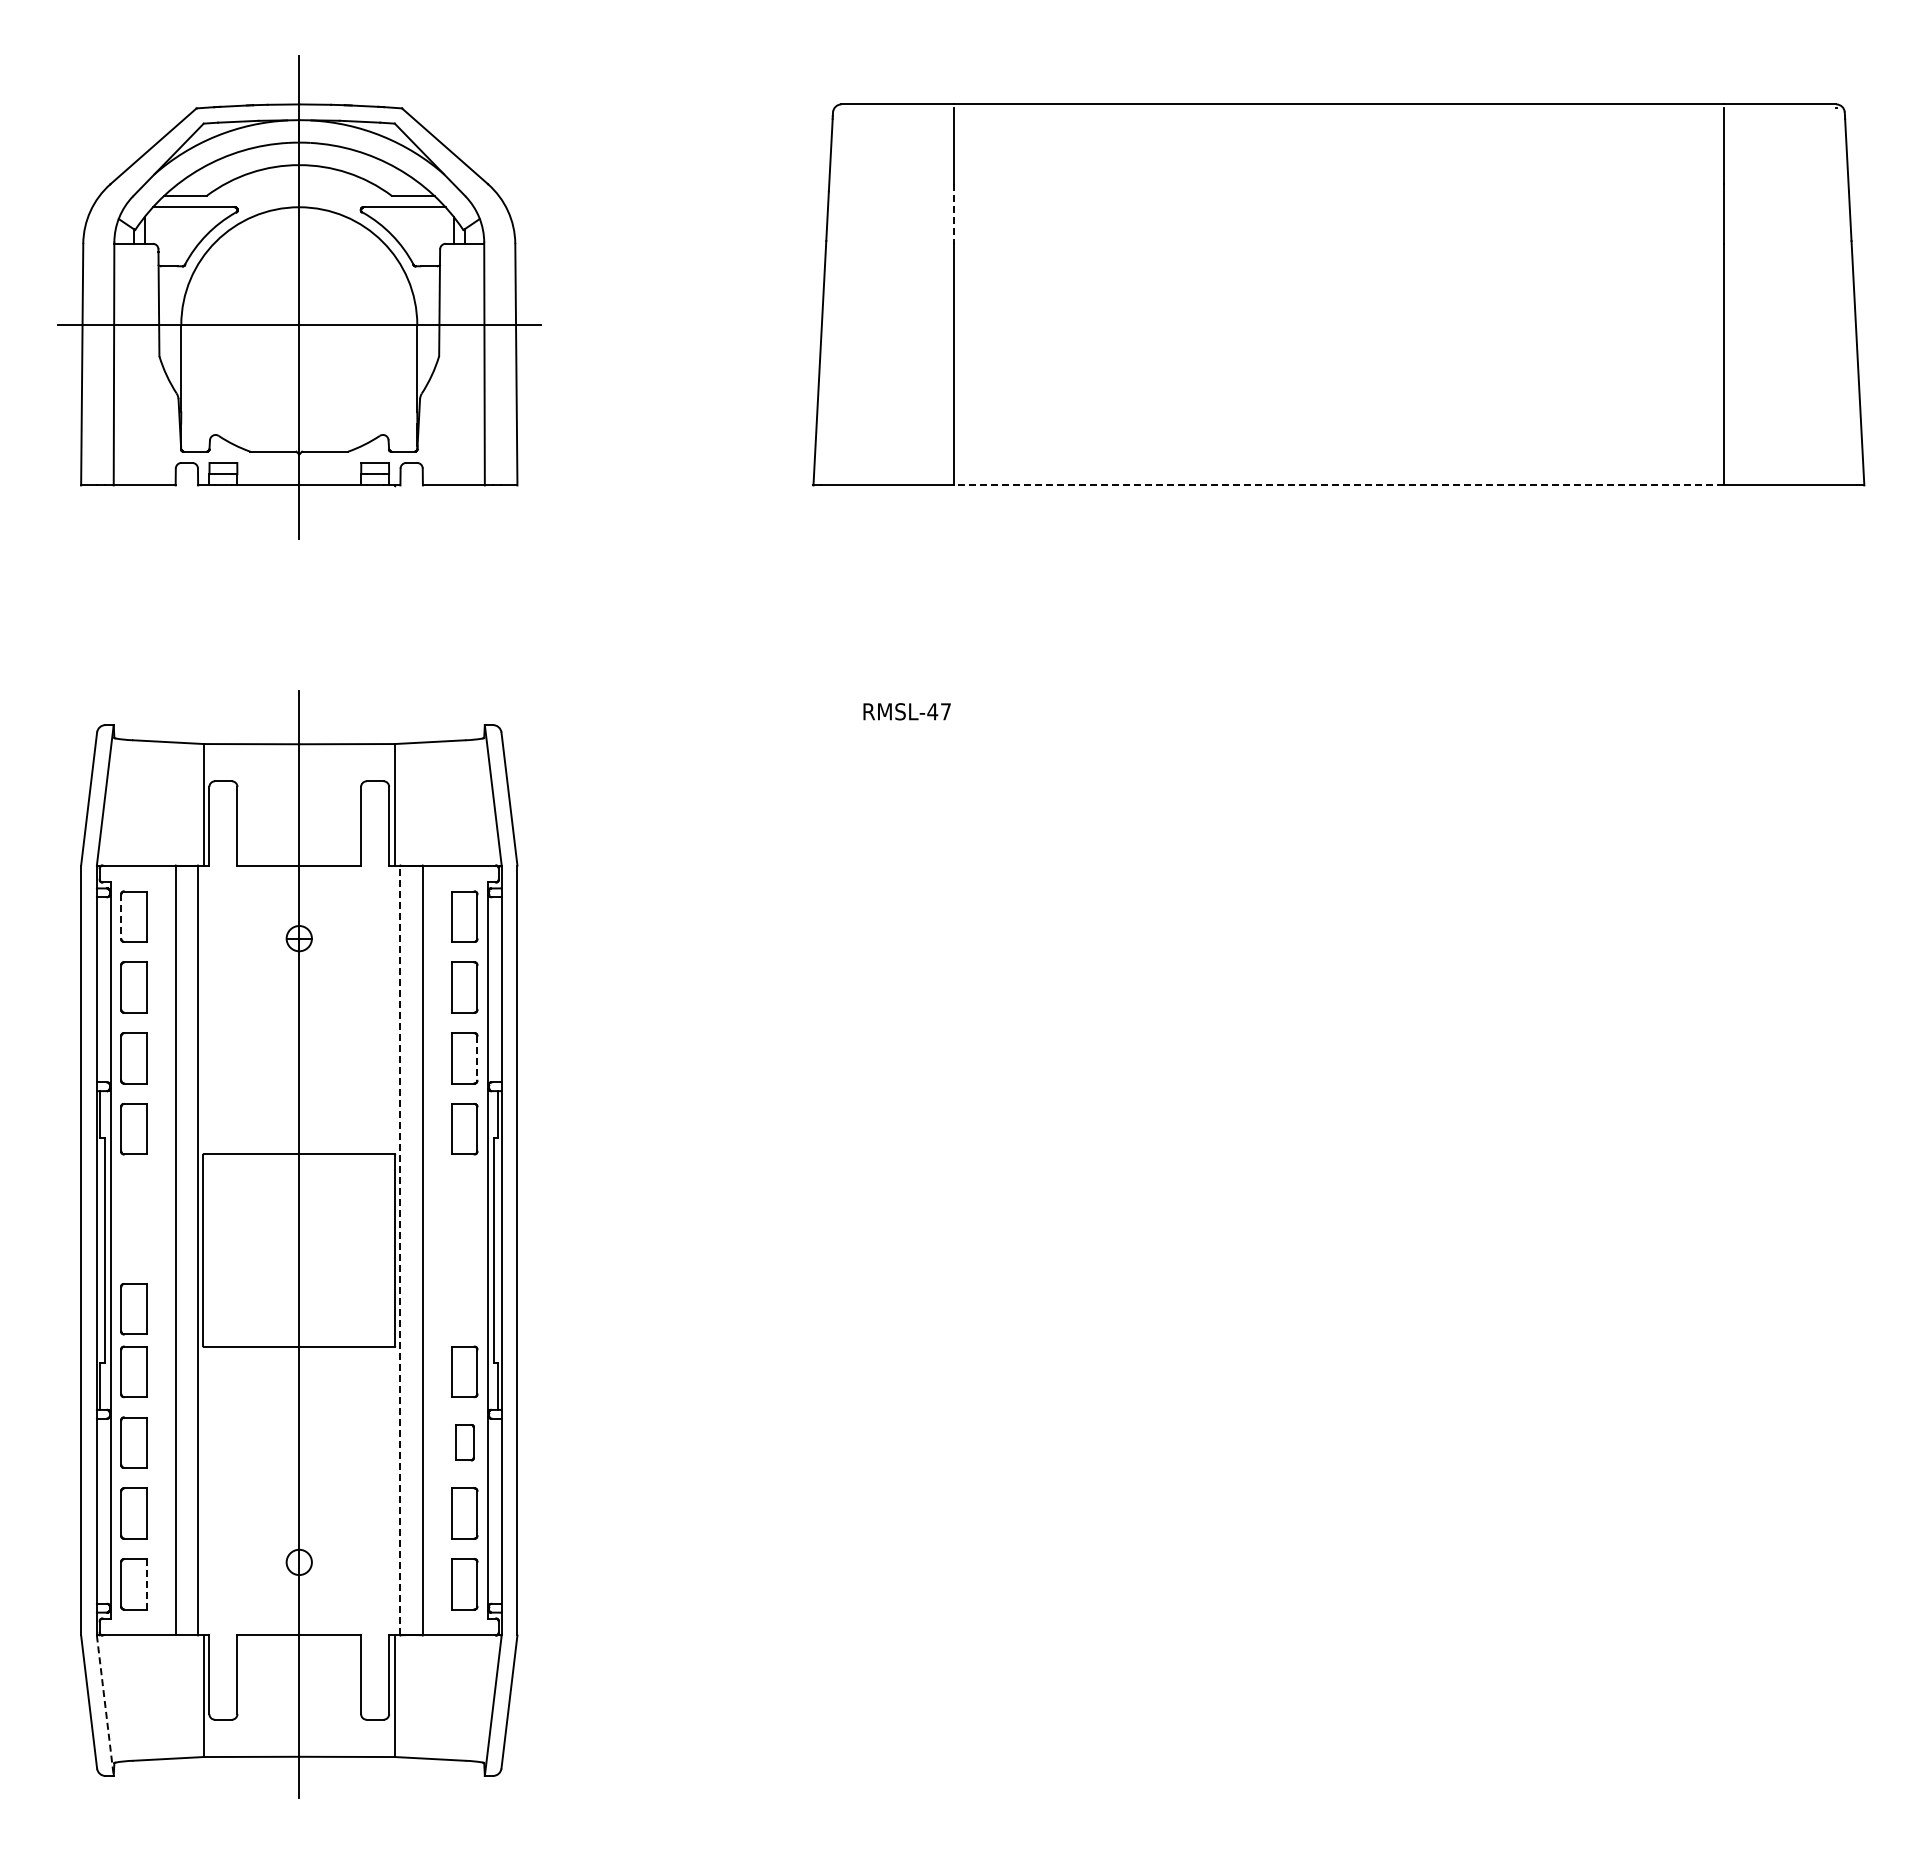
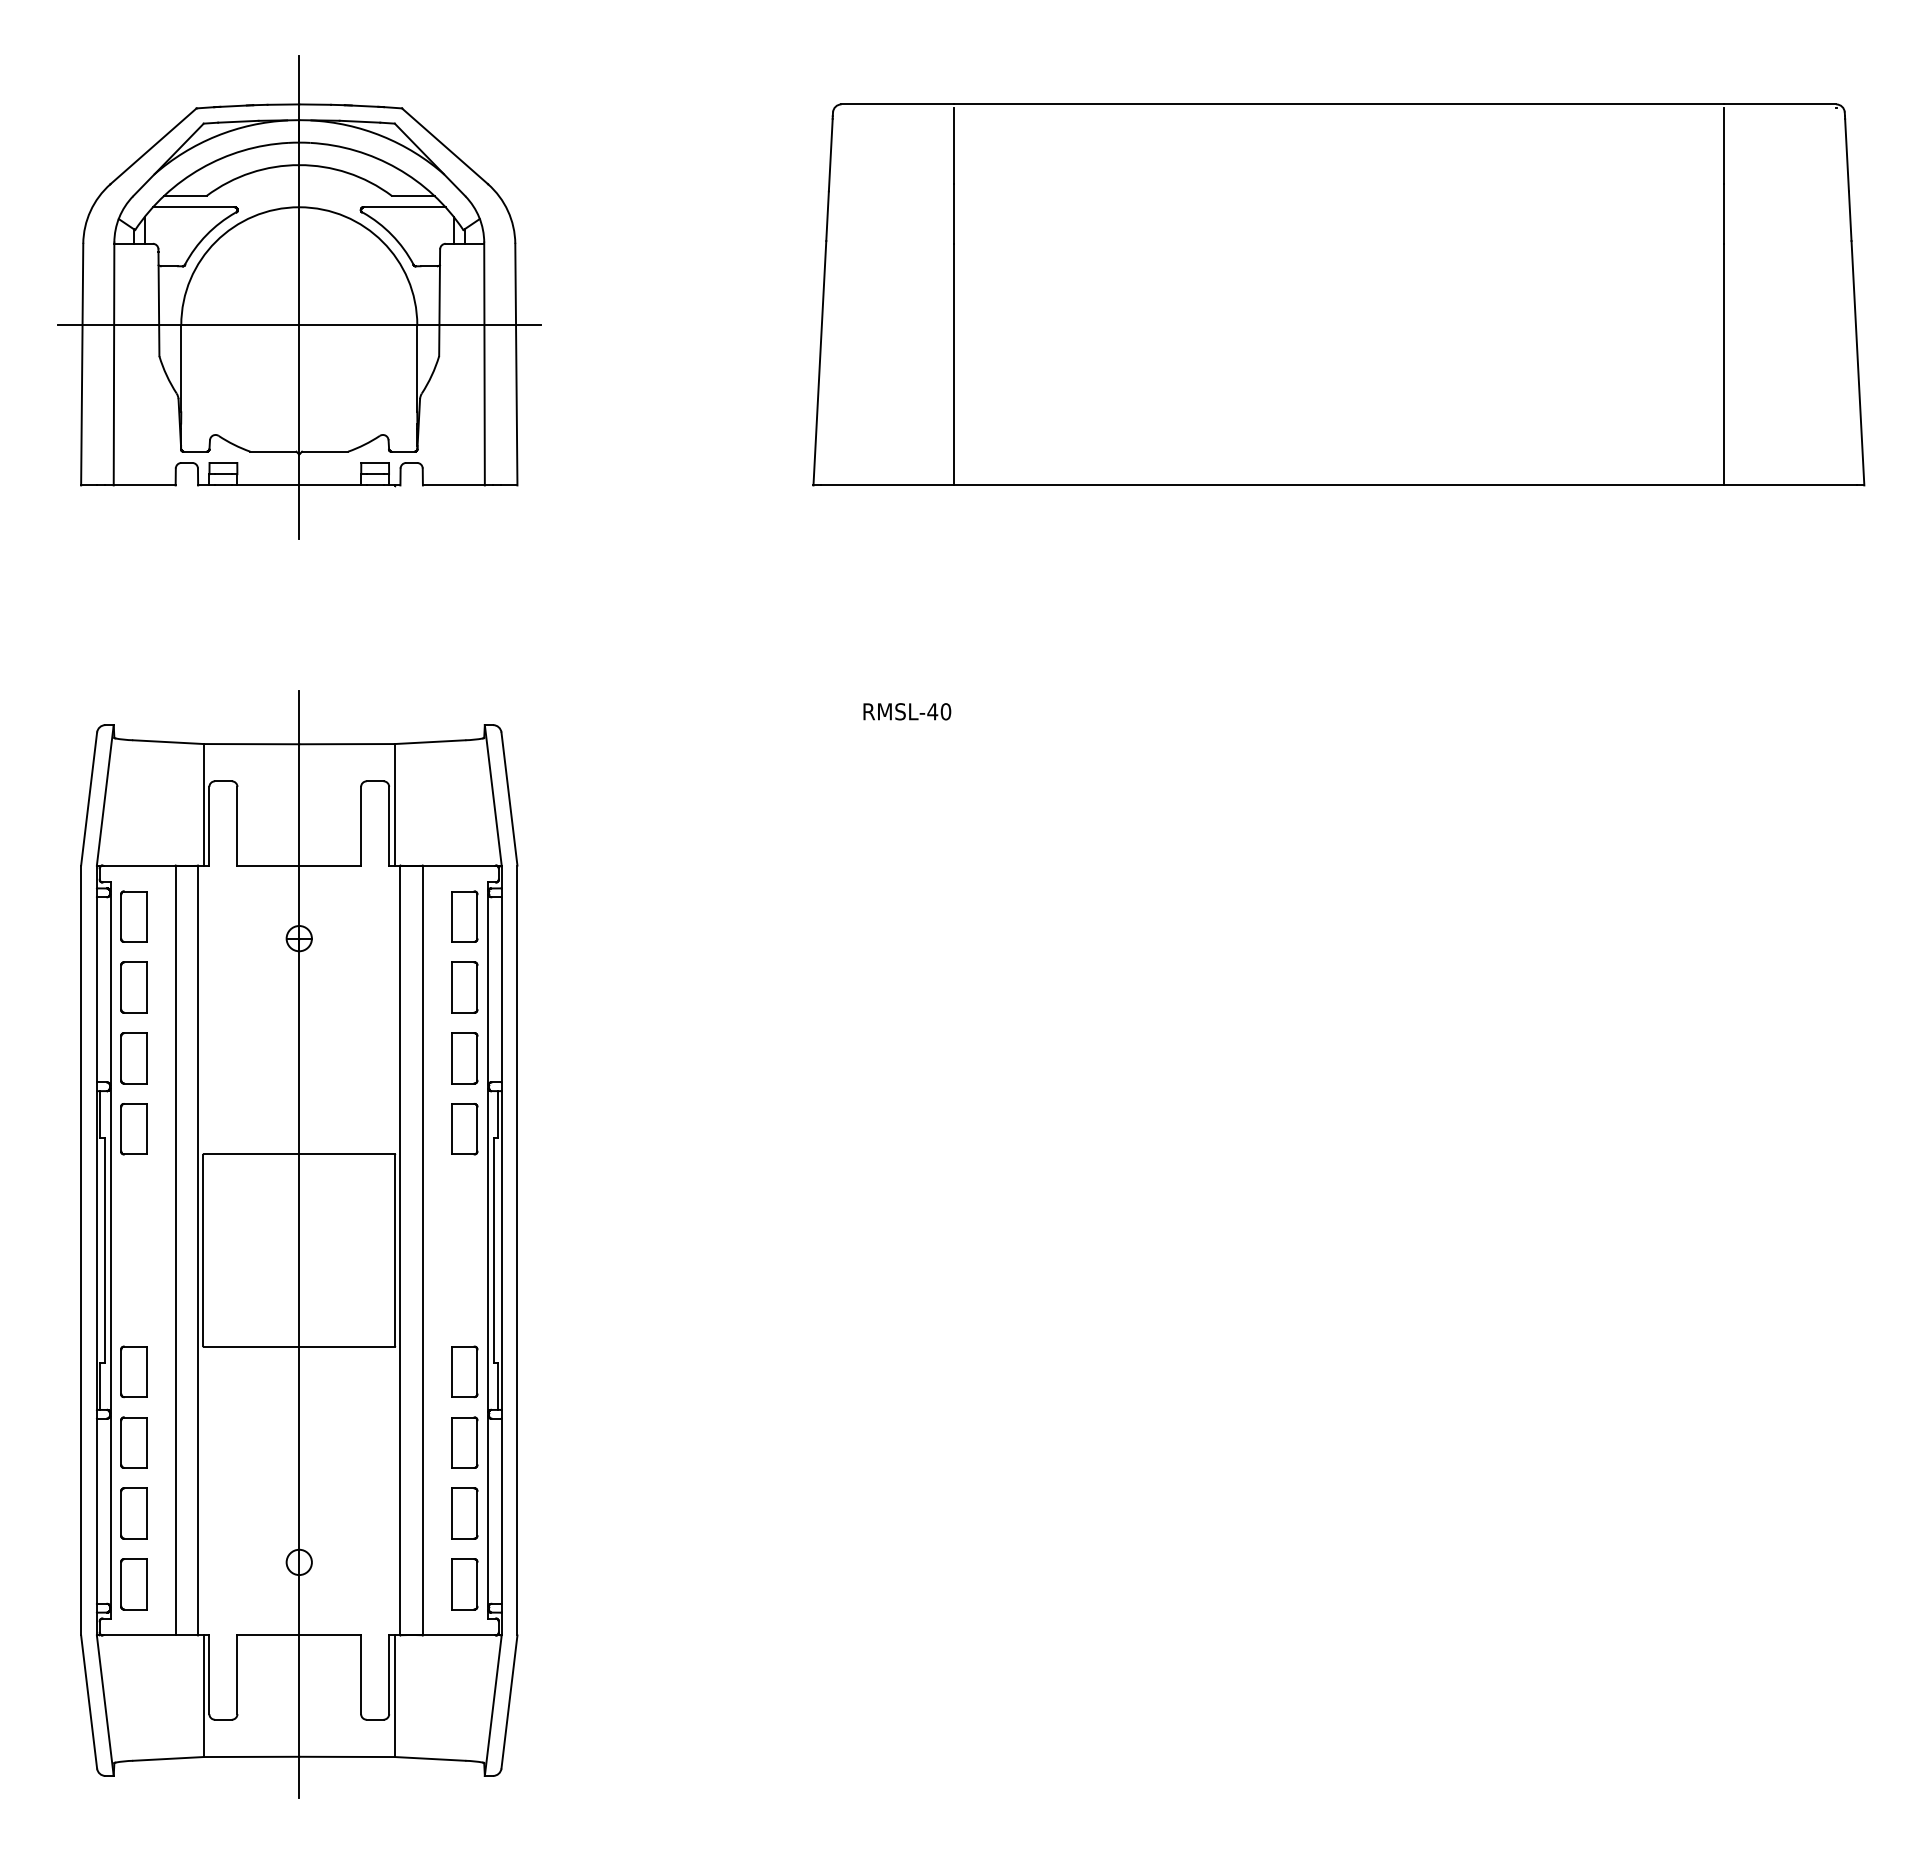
line: dashed -> solid (953, 213)
line: dashed -> solid (1338, 485)
text: RMSL-47 -> RMSL-40 (945, 711)
line: dashed -> solid (121, 917)
line: dashed -> solid (477, 1058)
line: dashed -> solid (400, 1250)
part: present -> none (133, 1309)
part size: 20x38 px -> 28x53 px (464, 1442)
line: dashed -> solid (146, 1584)
line: dashed -> solid (105, 1705)
